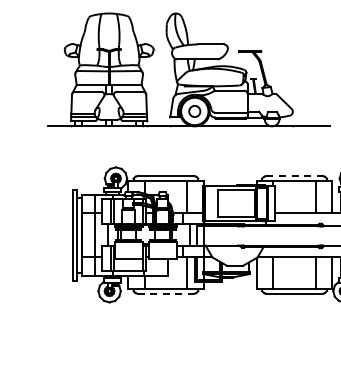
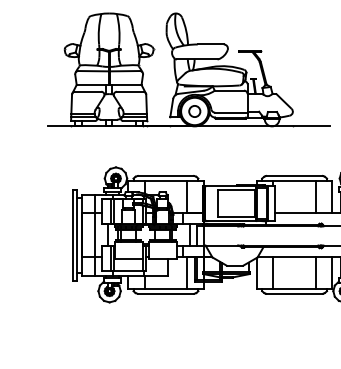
line: dashed -> solid (295, 175)
line: dashed -> solid (166, 293)
